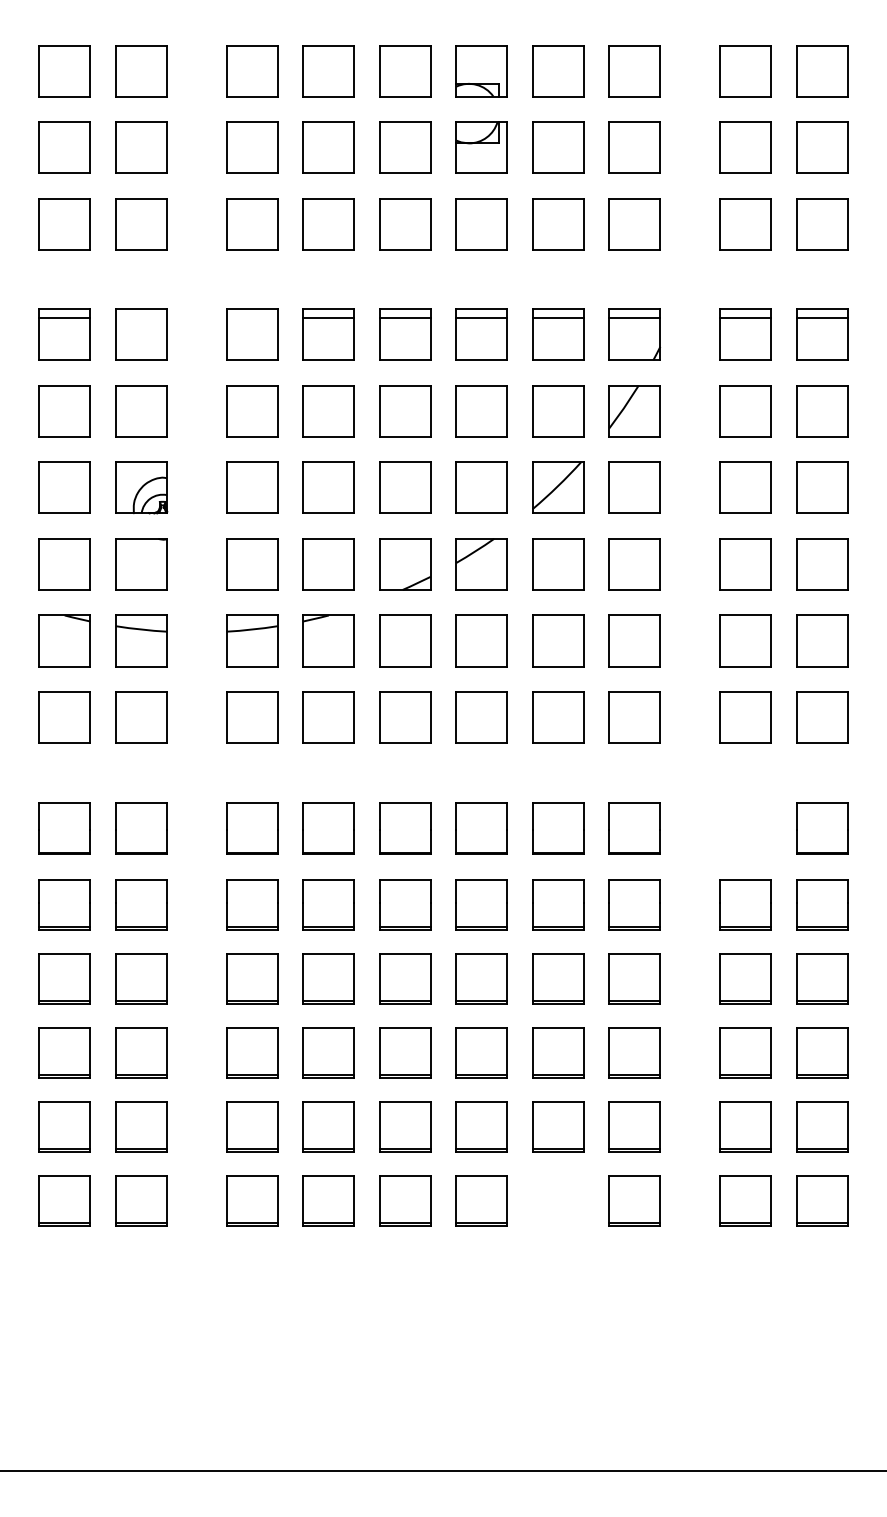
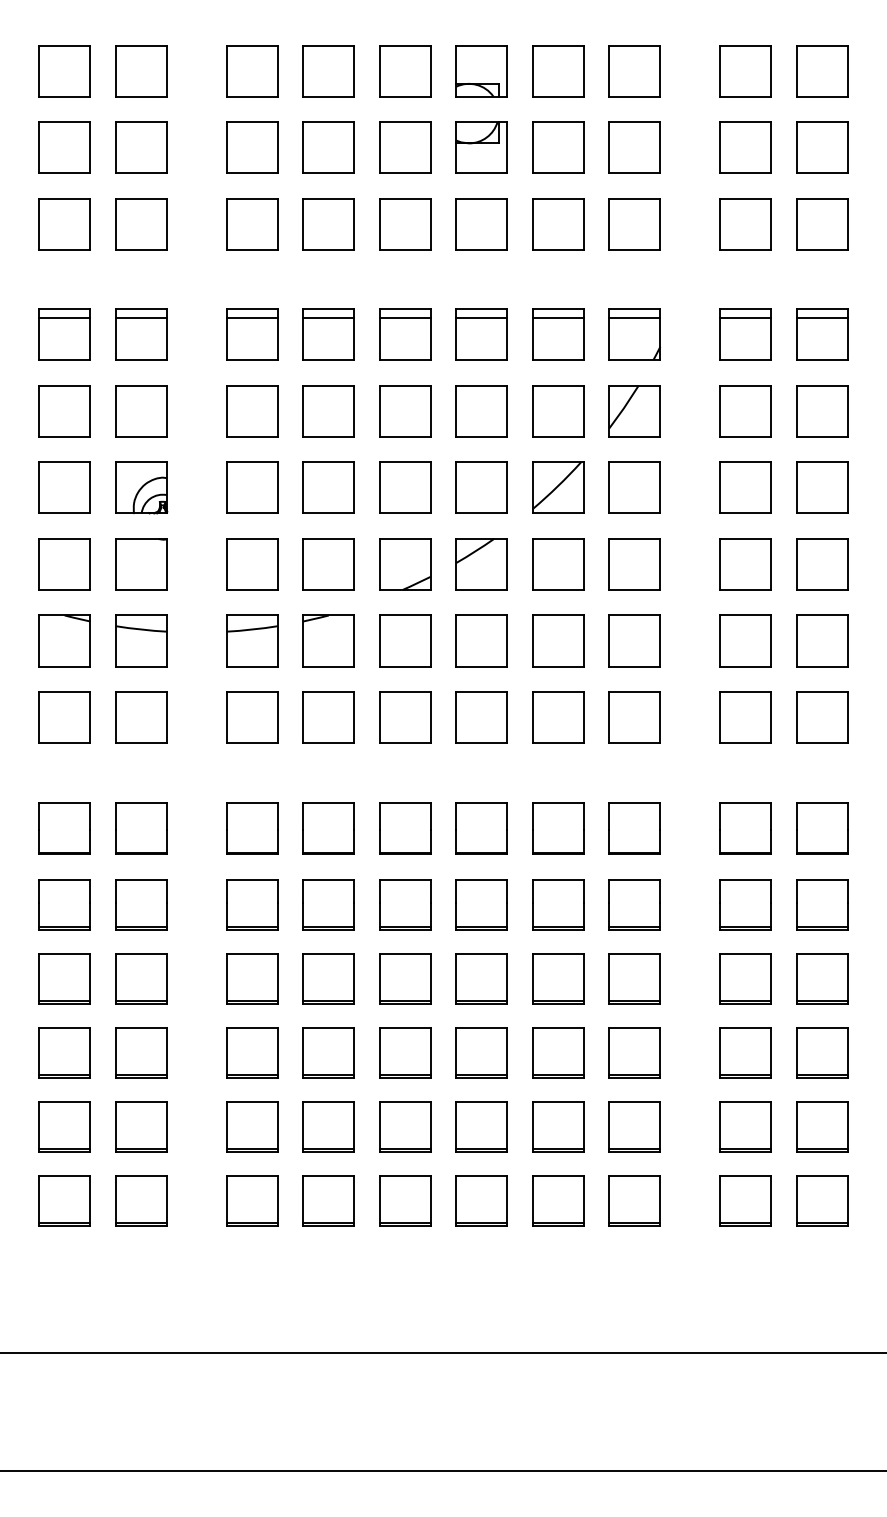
line: none -> present (141, 317)
line: none -> present (251, 317)
part: none -> present (745, 828)
part: none -> present (558, 1200)
line: none -> present (442, 1352)
